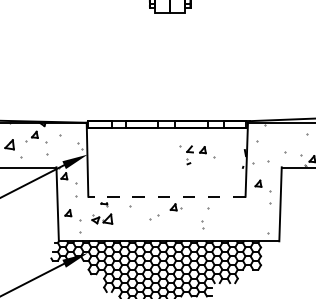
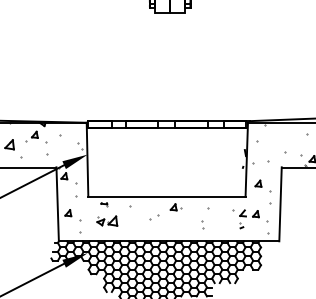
part position: (197, 155) -> (250, 219) (250, 219)
line: dashed -> solid (166, 196)
part position: (102, 218) -> (107, 220) (107, 220)
